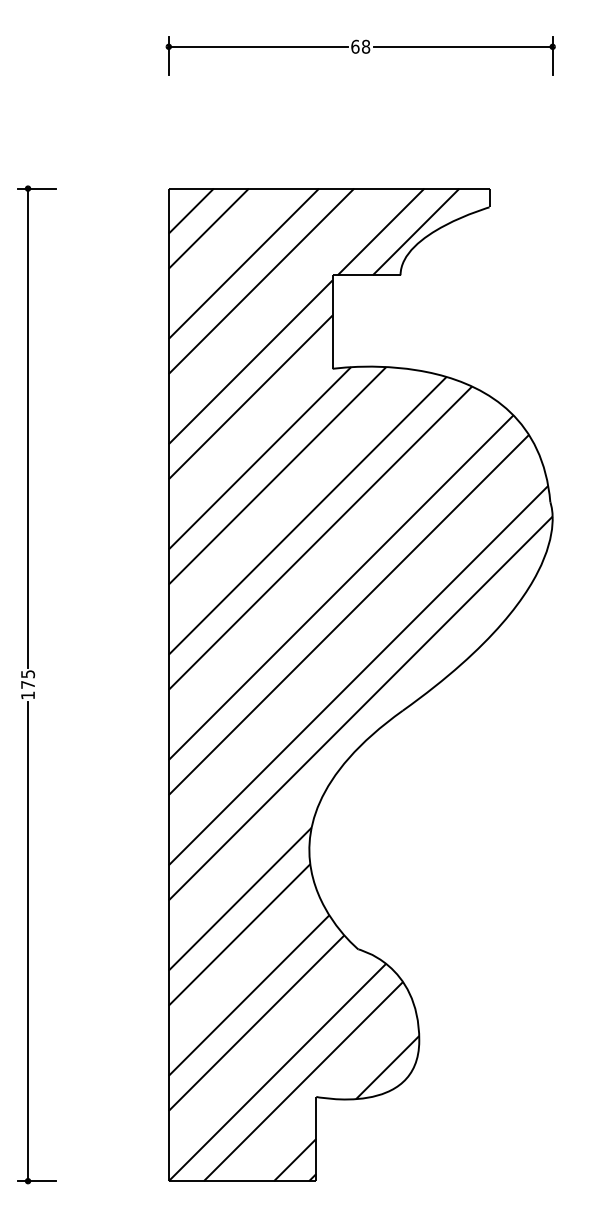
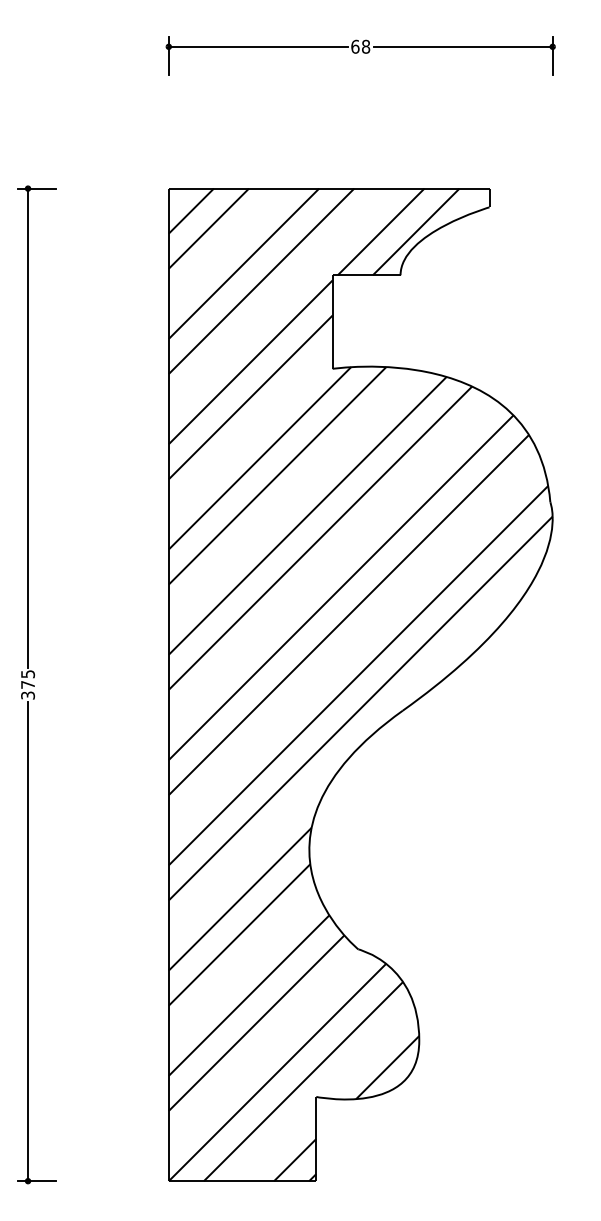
text: 175 -> 375 (28, 695)
